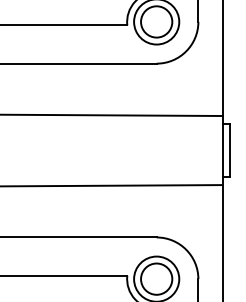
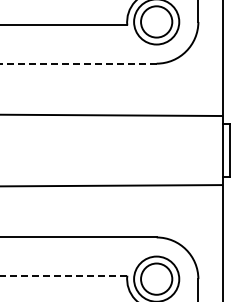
line: solid -> dashed (78, 63)
line: solid -> dashed (63, 275)
